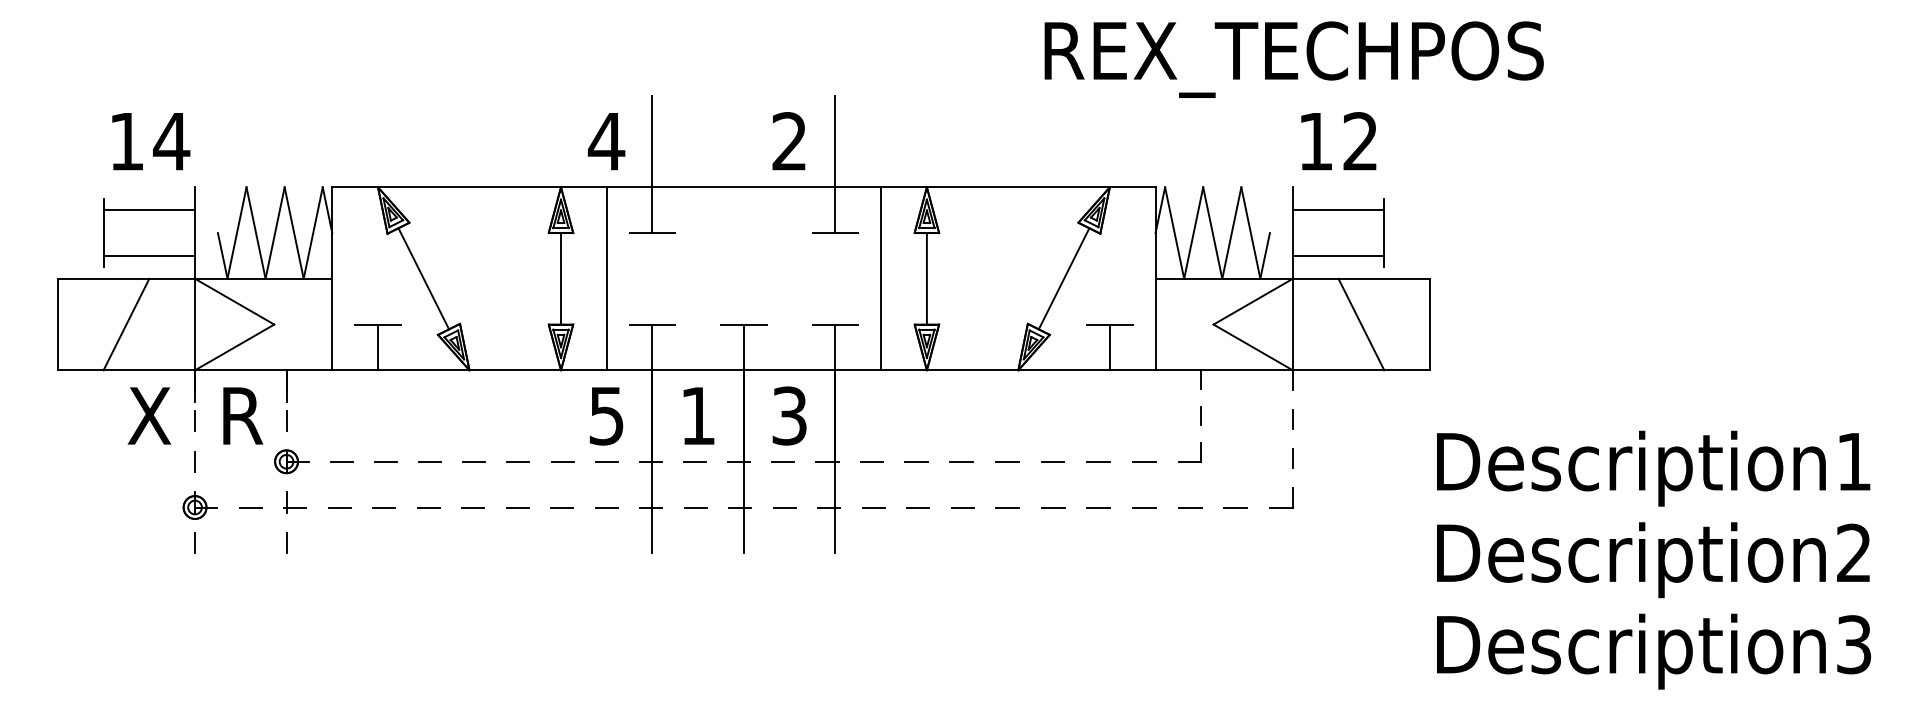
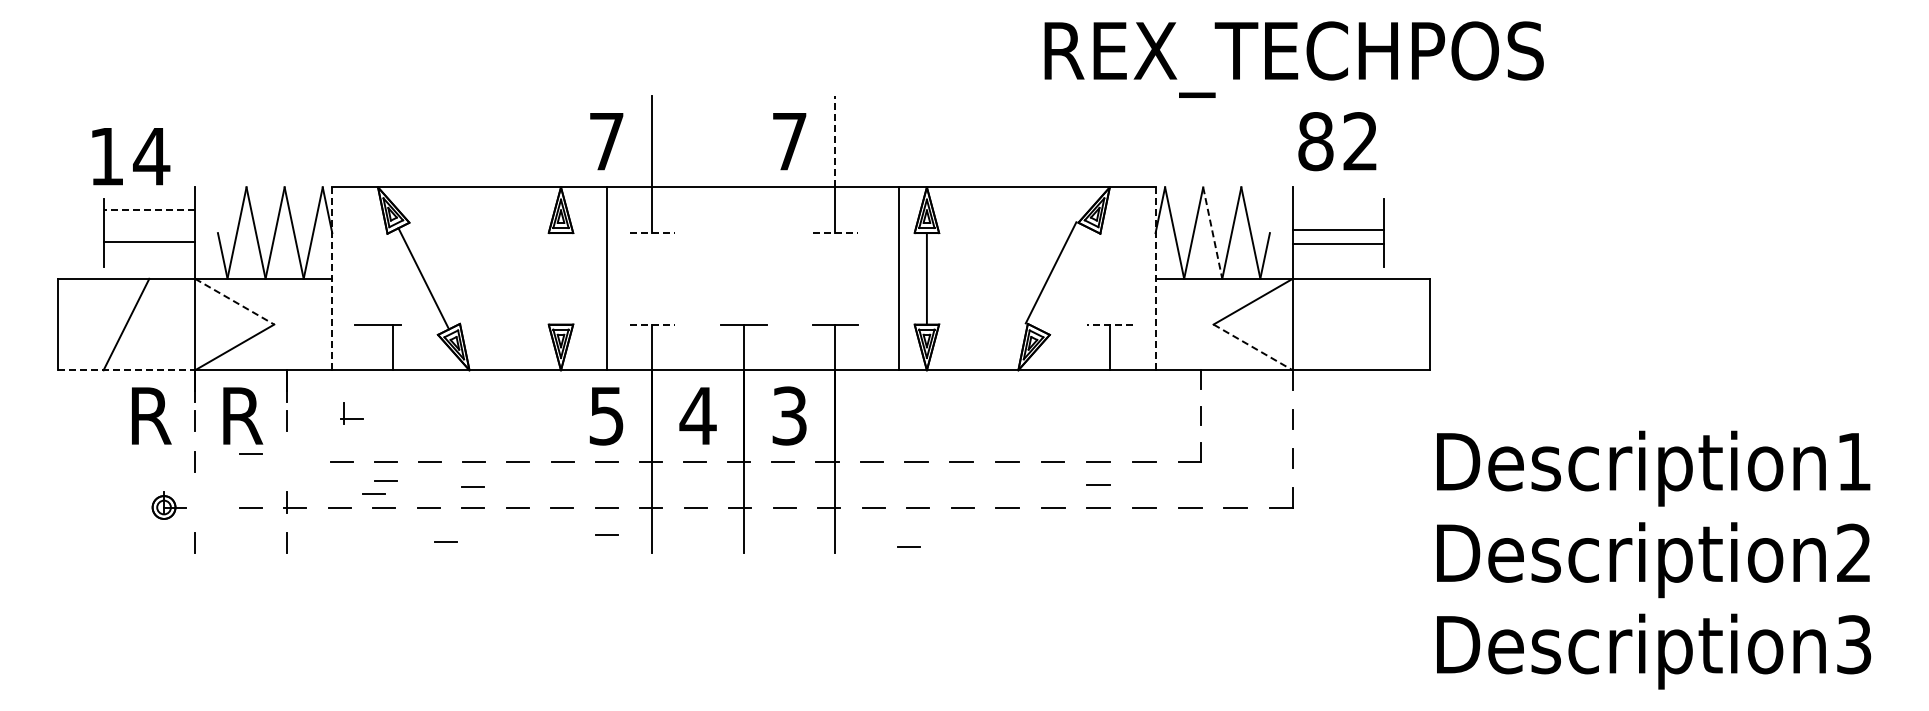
text position: (151, 141) -> (131, 156) (131, 156)
text: 4 -> 7 (606, 141)
text: 2 -> 7 (789, 141)
line: solid -> dashed (835, 141)
text: 12 -> 82 (1315, 141)
line: solid -> dashed (149, 210)
line position: (1338, 210) -> (1338, 230) (1338, 230)
line: solid -> dashed (652, 233)
line: solid -> dashed (835, 233)
line: solid -> dashed (1212, 233)
line position: (149, 255) -> (149, 241) (149, 241)
line position: (1338, 255) -> (1338, 243) (1338, 243)
line: solid -> dashed (332, 278)
line: present -> none (560, 278)
line position: (881, 278) -> (899, 278) (899, 278)
line position: (1063, 278) -> (1050, 272) (1050, 272)
line: solid -> dashed (1155, 279)
line: solid -> dashed (234, 301)
line: solid -> dashed (652, 324)
line: solid -> dashed (1109, 324)
line: present -> none (1361, 324)
line position: (378, 347) -> (393, 347) (393, 347)
line: solid -> dashed (1253, 347)
line: solid -> dashed (126, 370)
part: none -> present (351, 413)
text: X -> R (149, 415)
text: 1 -> 4 (697, 415)
line: none -> present (250, 453)
part: present -> none (291, 461)
line: none -> present (385, 480)
line: none -> present (1098, 484)
line: none -> present (472, 486)
line: none -> present (373, 493)
part position: (199, 505) -> (168, 505) (168, 505)
line: none -> present (606, 534)
line: none -> present (445, 541)
line: none -> present (908, 546)
